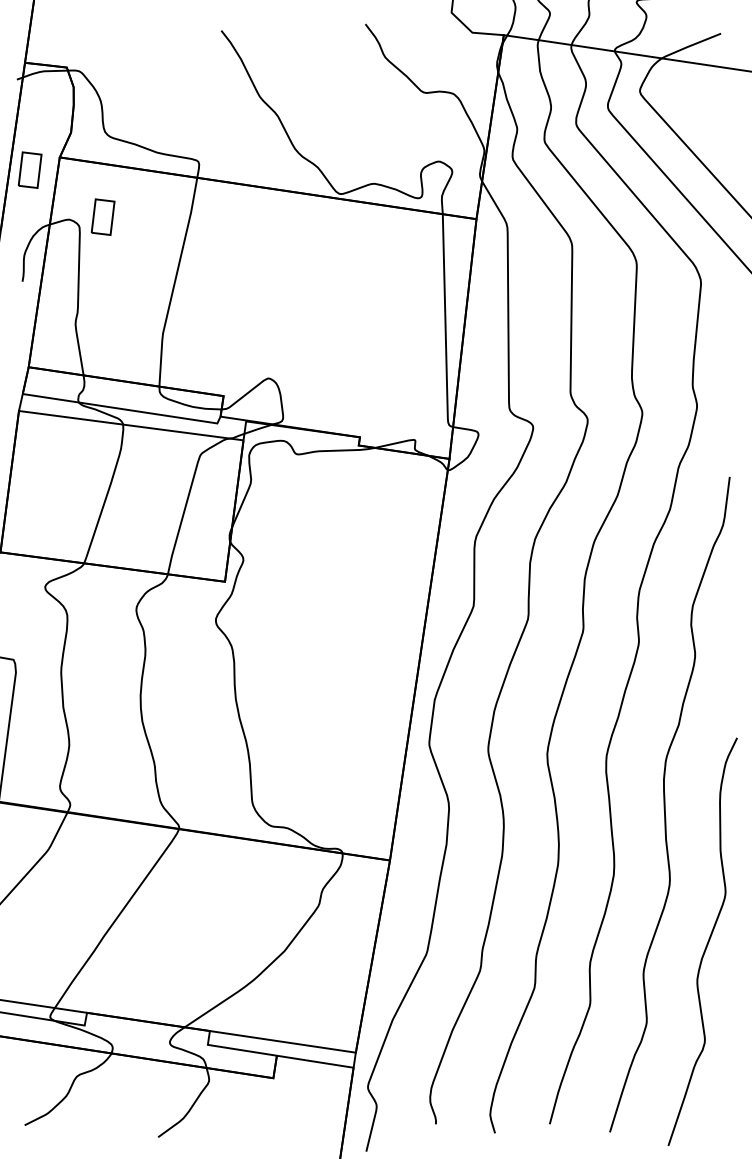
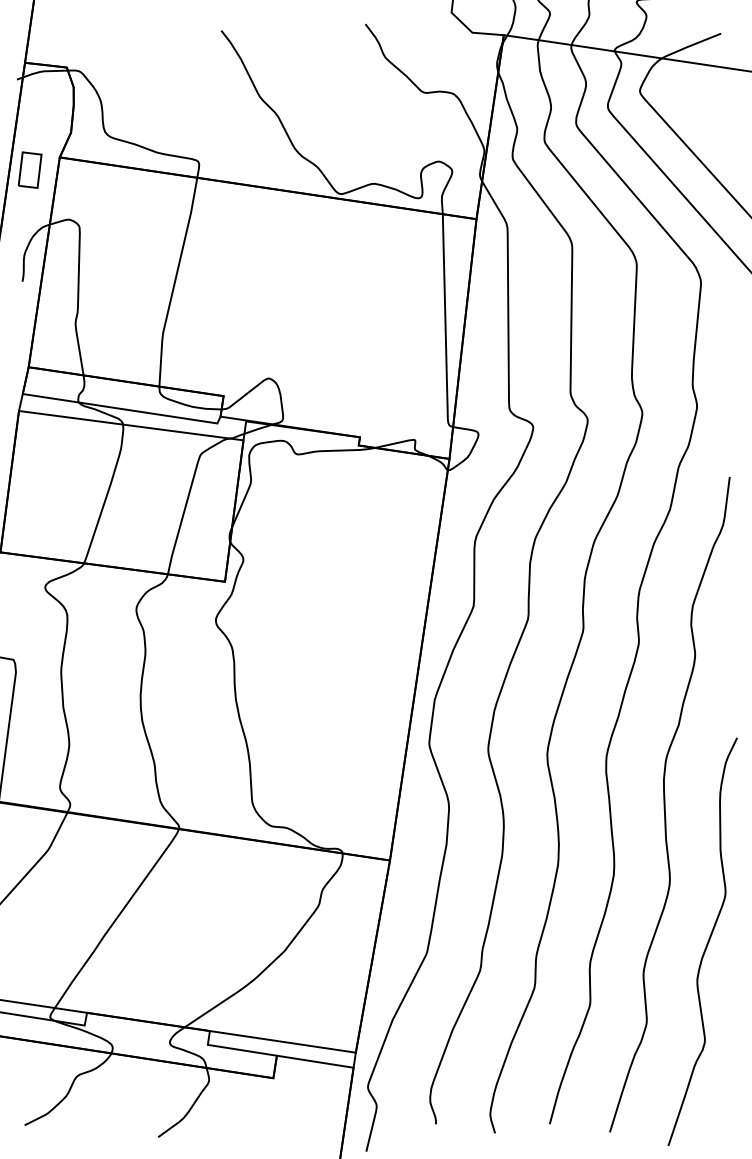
part: present -> none (102, 216)
